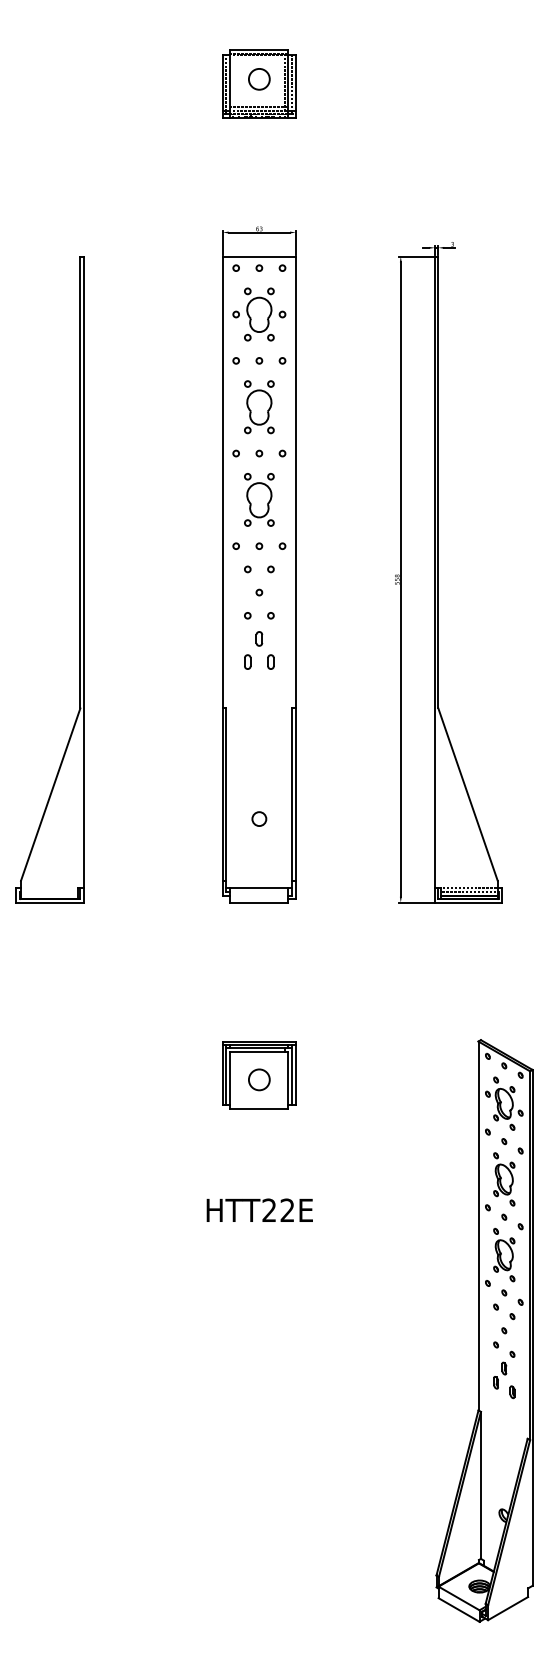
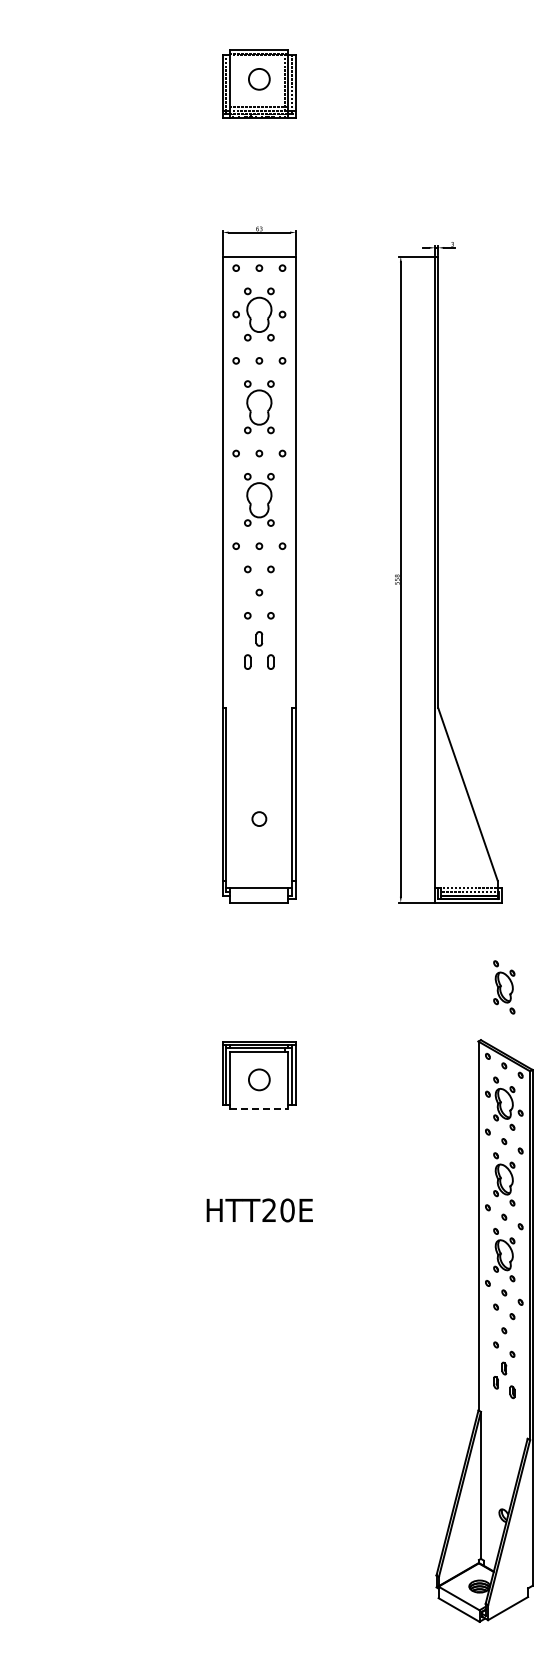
part: present -> none (79, 579)
part: none -> present (504, 987)
line: solid -> dashed (259, 1109)
text: HTT22E -> HTT20E (287, 1210)
